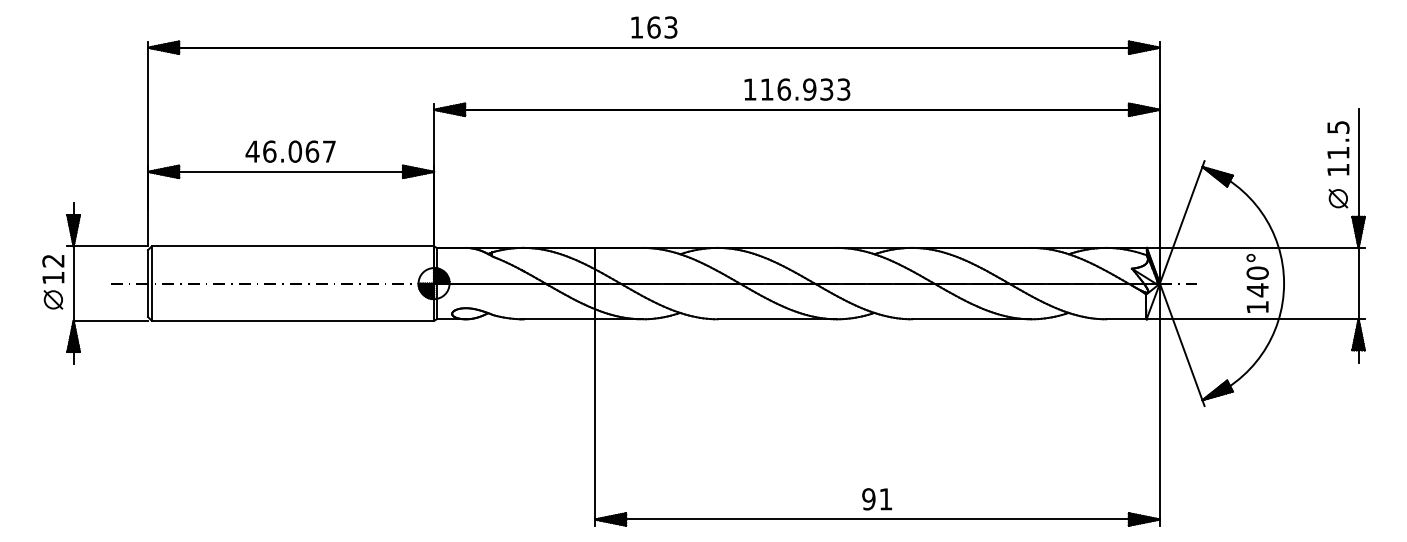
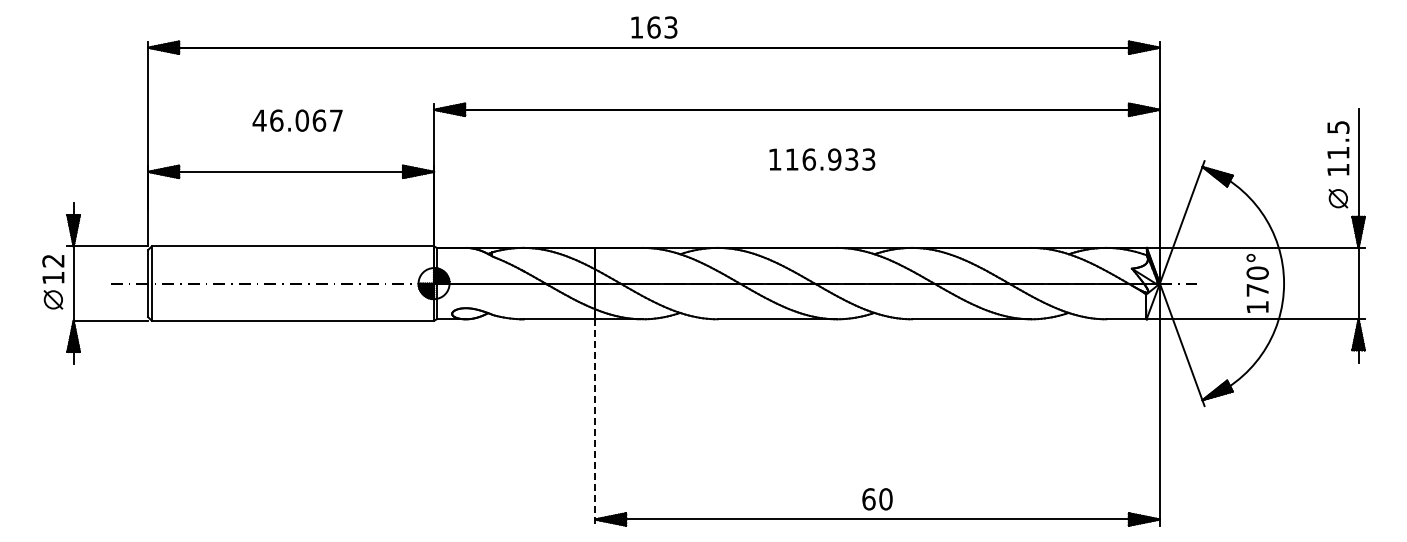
text position: (797, 89) -> (822, 159) (822, 159)
text position: (290, 151) -> (297, 120) (297, 120)
text: 140° -> 170° (1257, 290)
line: solid -> dashed (595, 423)
text: 91 -> 60 (877, 499)
